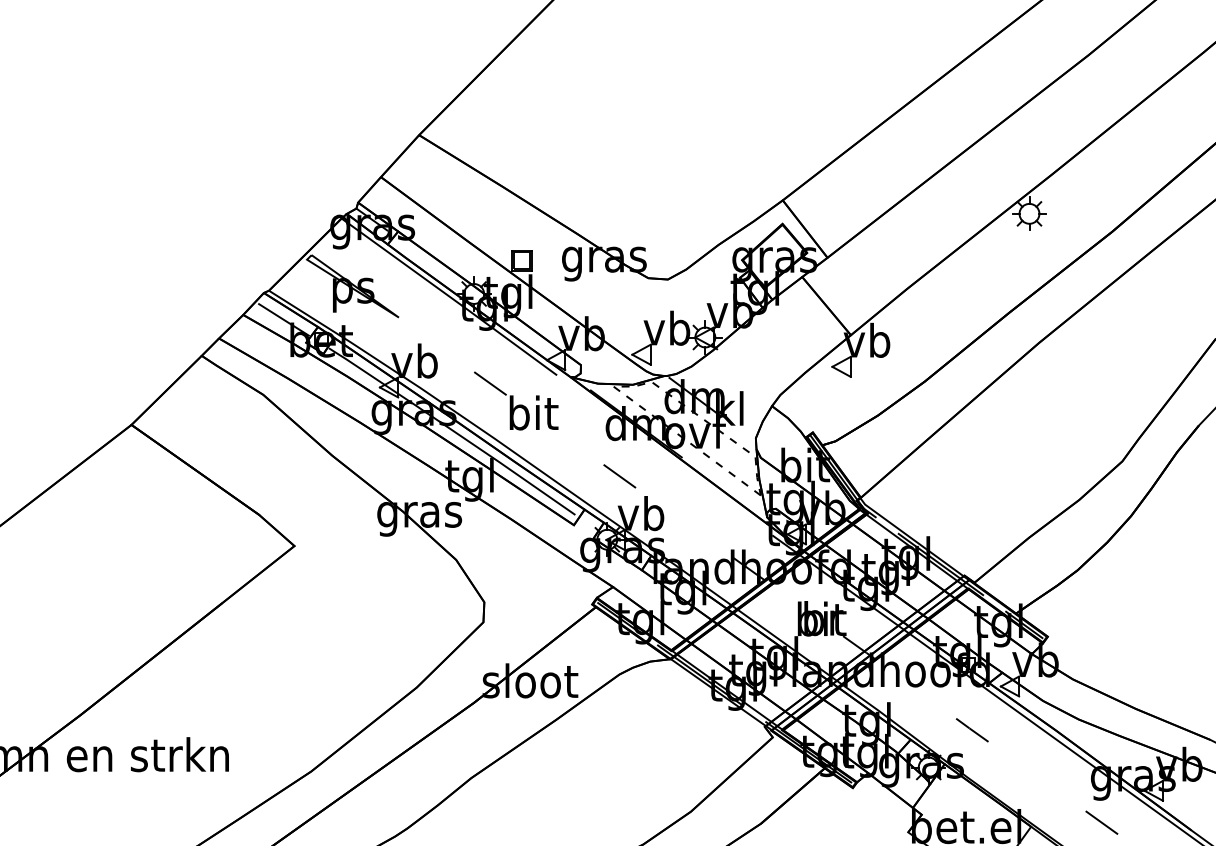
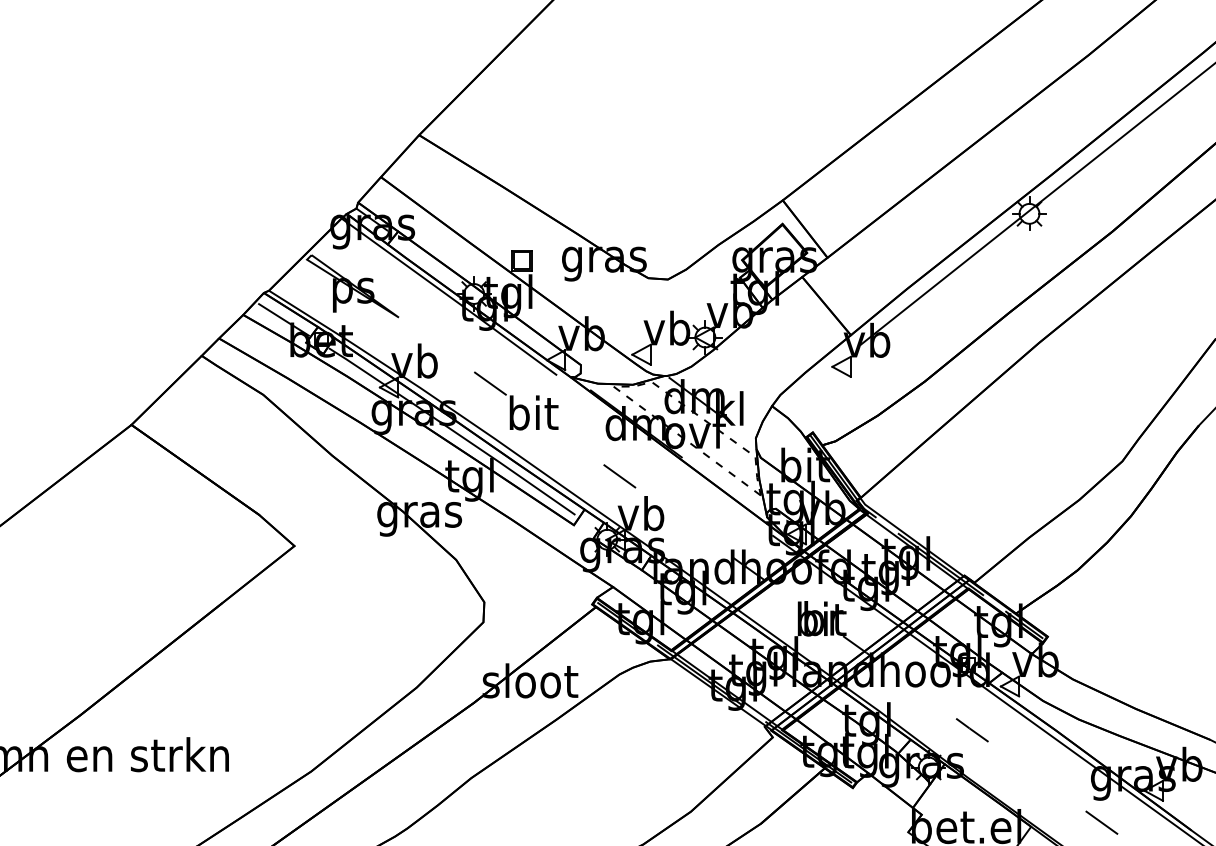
line: none -> present (1036, 204)
